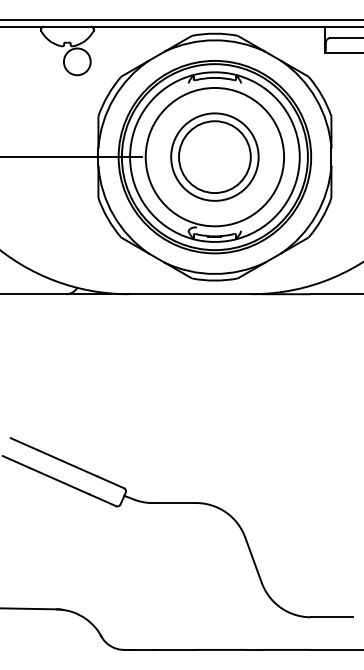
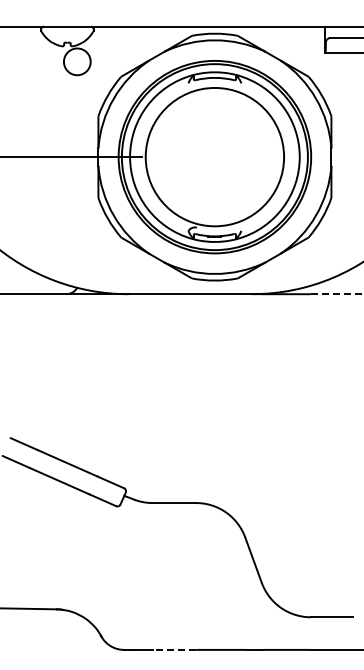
line: present -> none (181, 20)
part: present -> none (214, 156)
line: solid -> dashed (337, 294)
line: solid -> dashed (174, 649)
